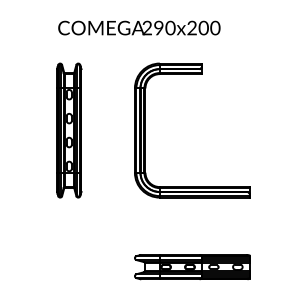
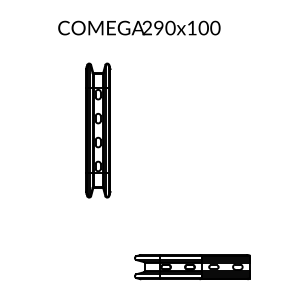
text: 290x200 -> 290x100 (191, 27)
part position: (69, 130) -> (98, 130) (98, 130)
part: present -> none (145, 130)
